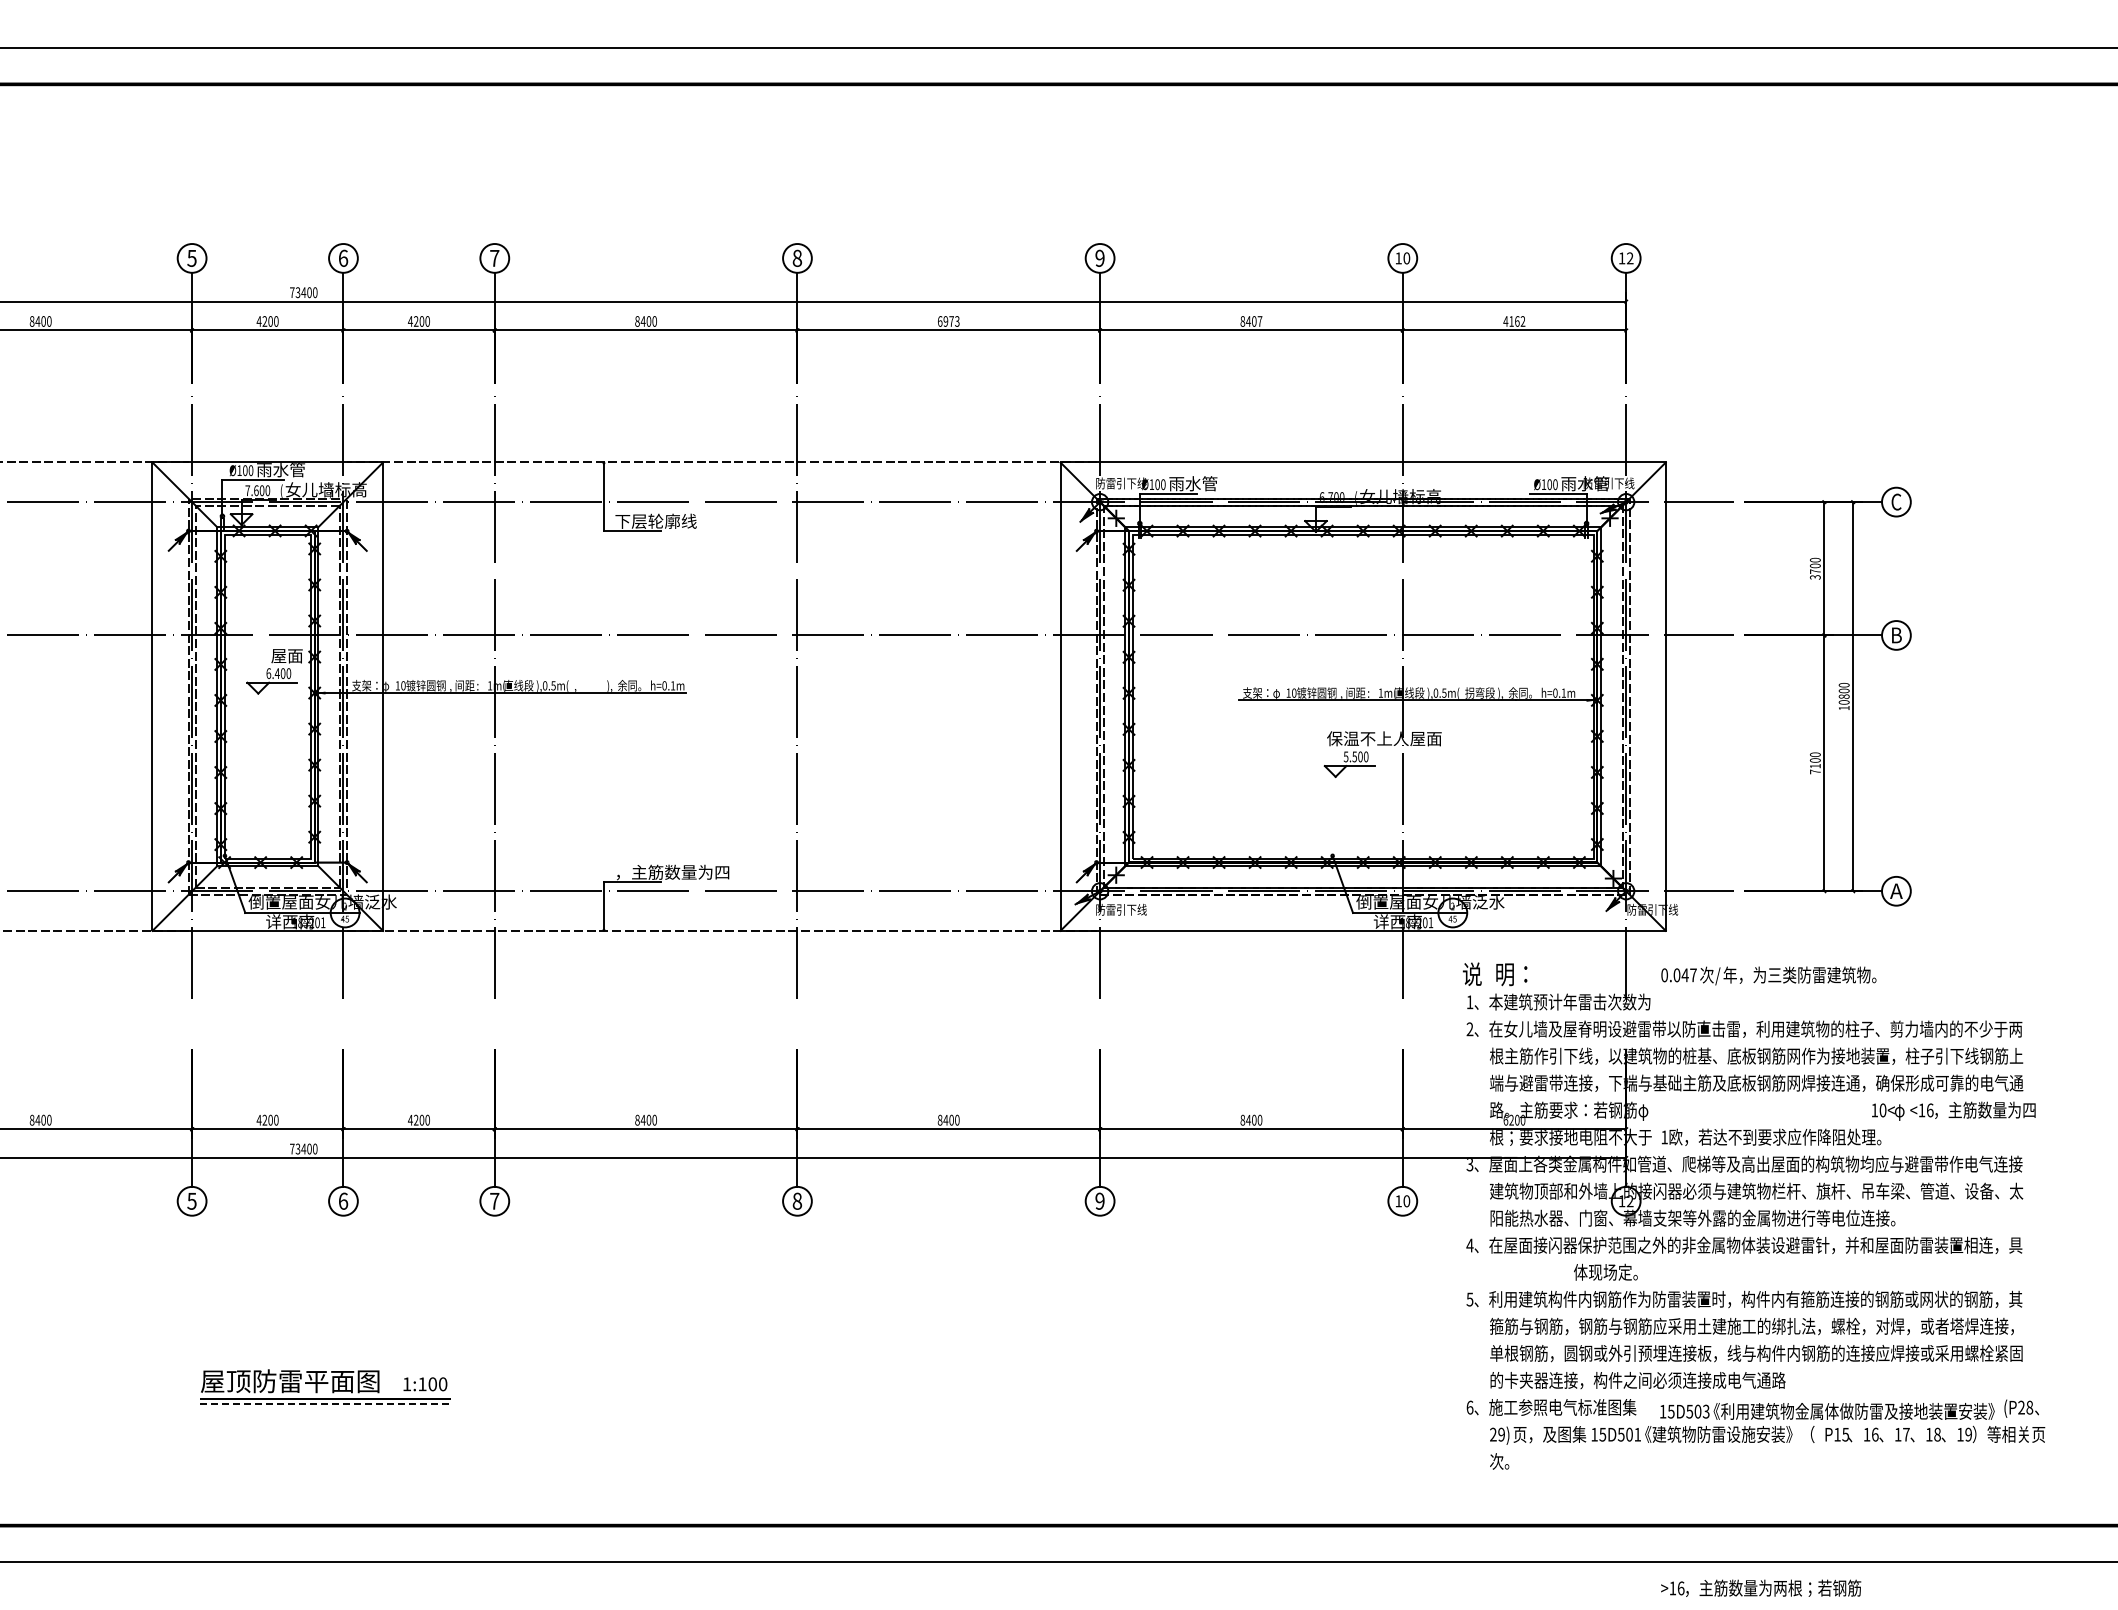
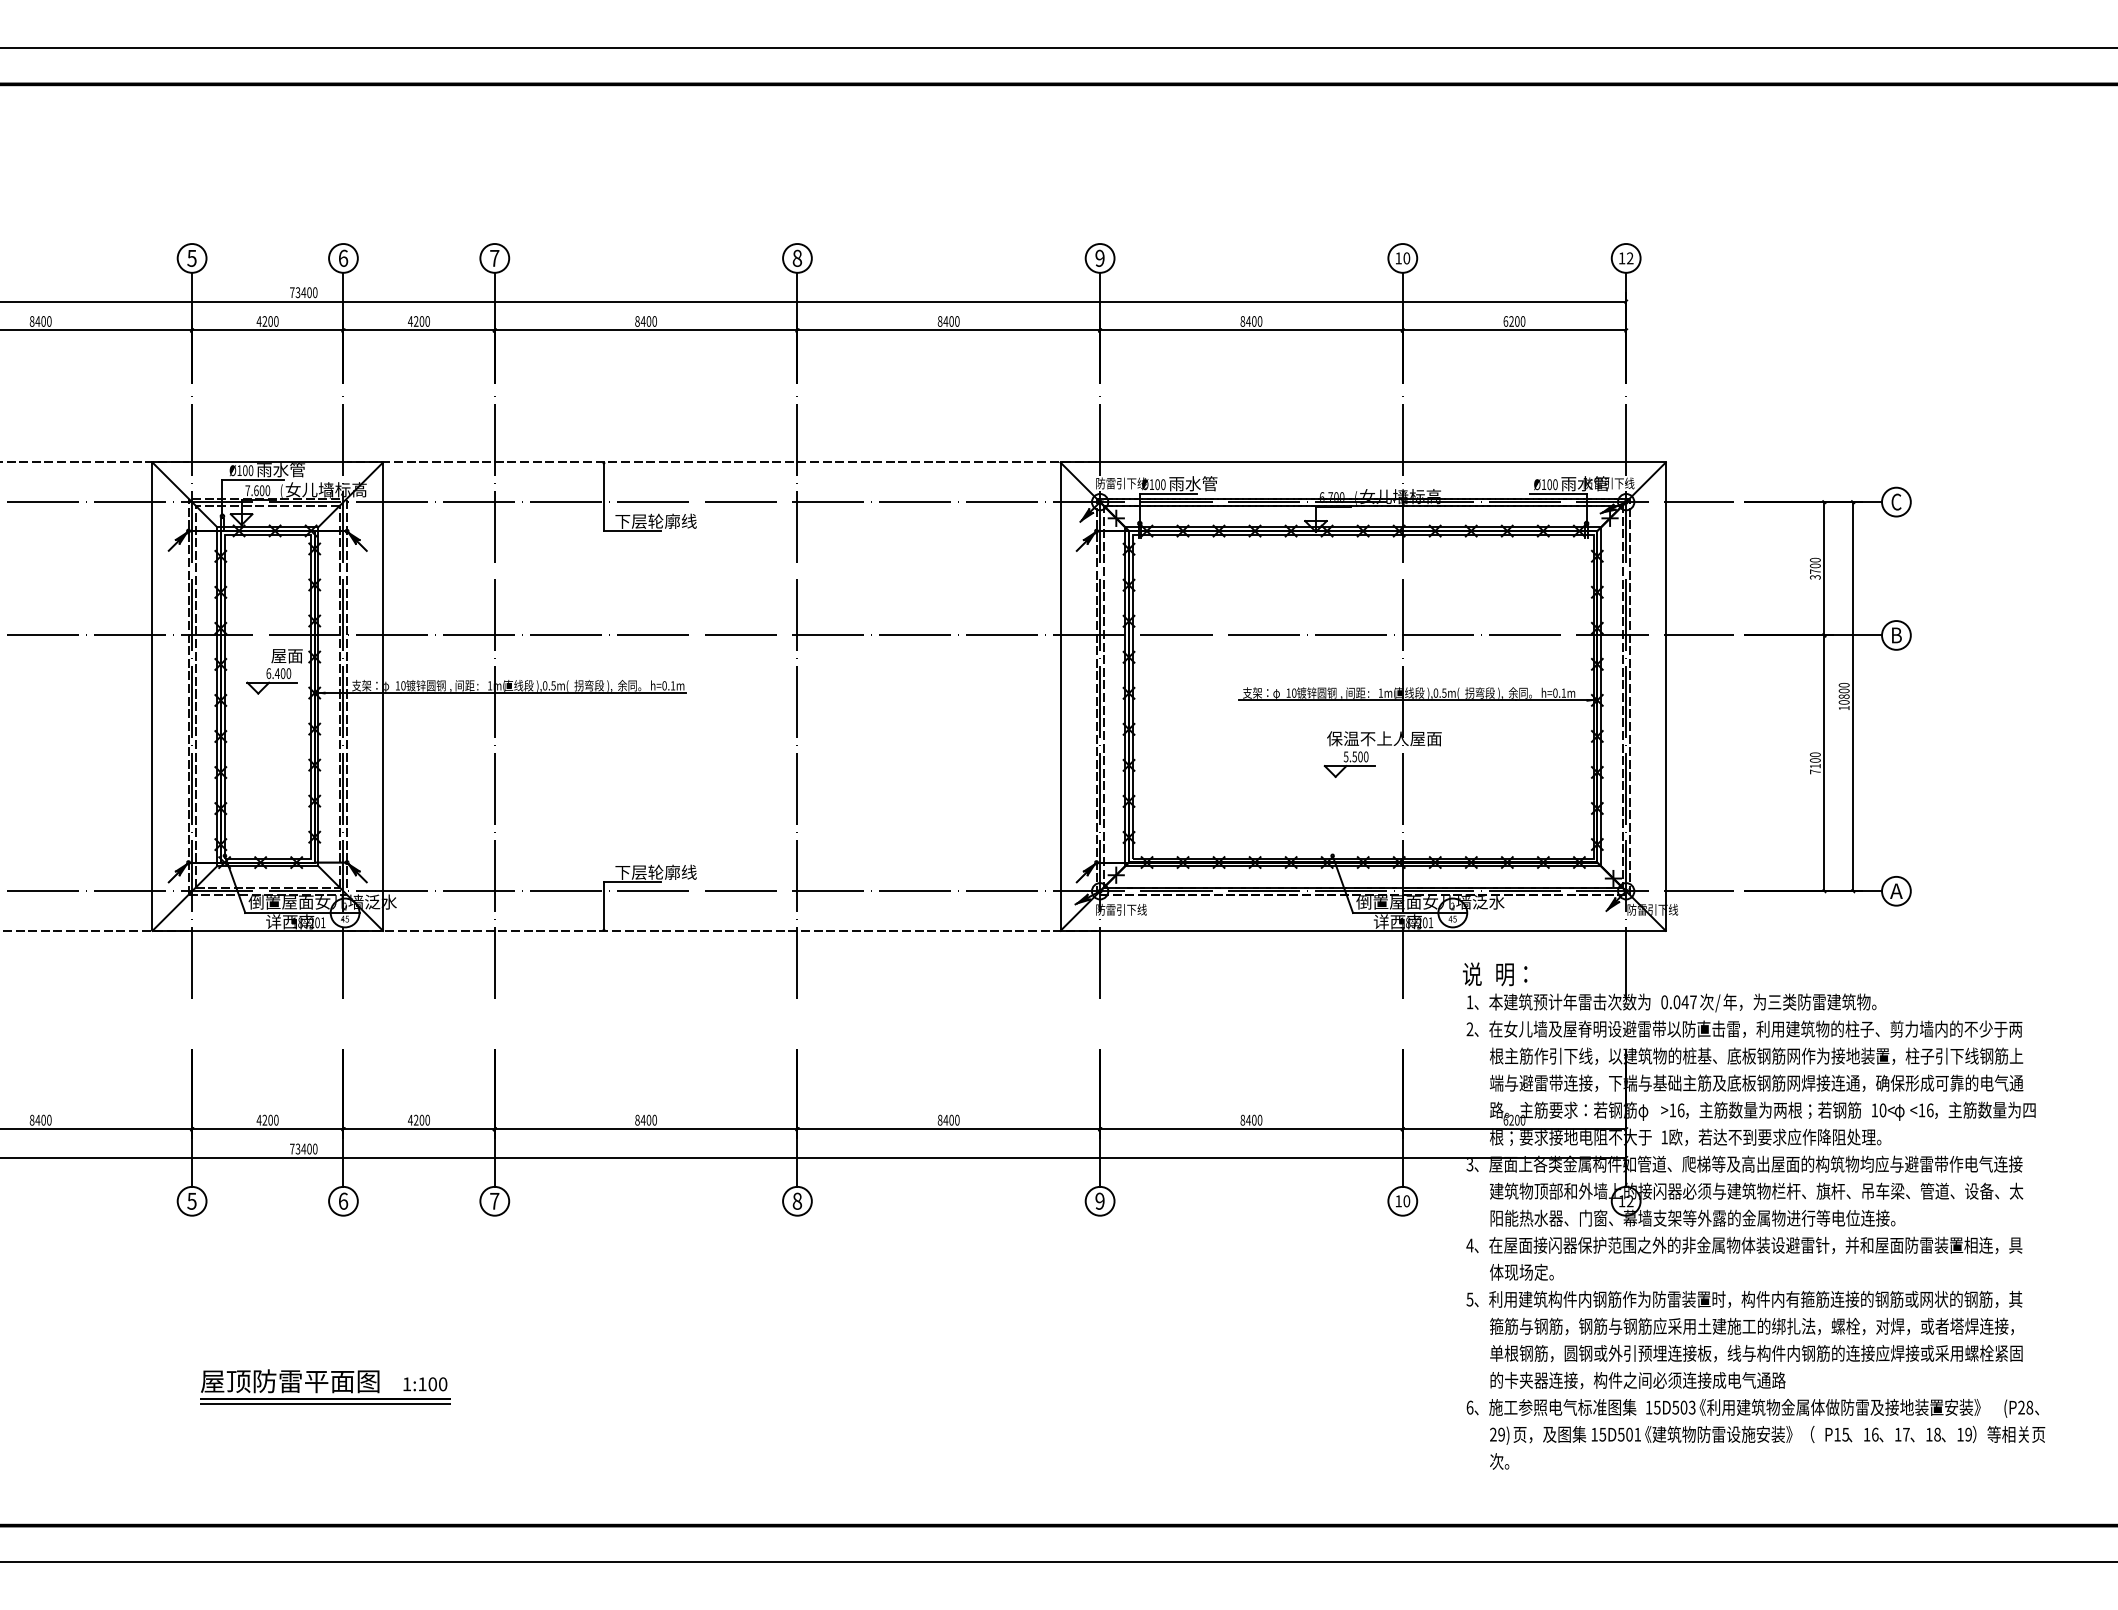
text: 6973 -> 8400 (948, 321)
text: 8407 -> 8400 (1259, 321)
text: 4162 -> 6200 (1514, 321)
text: , -> 拐弯段 (589, 685)
text: ，主筋数量为四 -> 下层轮廓线 (672, 872)
text position: (1768, 975) -> (1768, 1002) (1768, 1002)
text position: (1605, 1271) -> (1521, 1271) (1521, 1271)
line: dashed -> solid (325, 1403)
text position: (1827, 1411) -> (1813, 1407) (1813, 1407)
text position: (1761, 1587) -> (1761, 1109) (1761, 1109)
